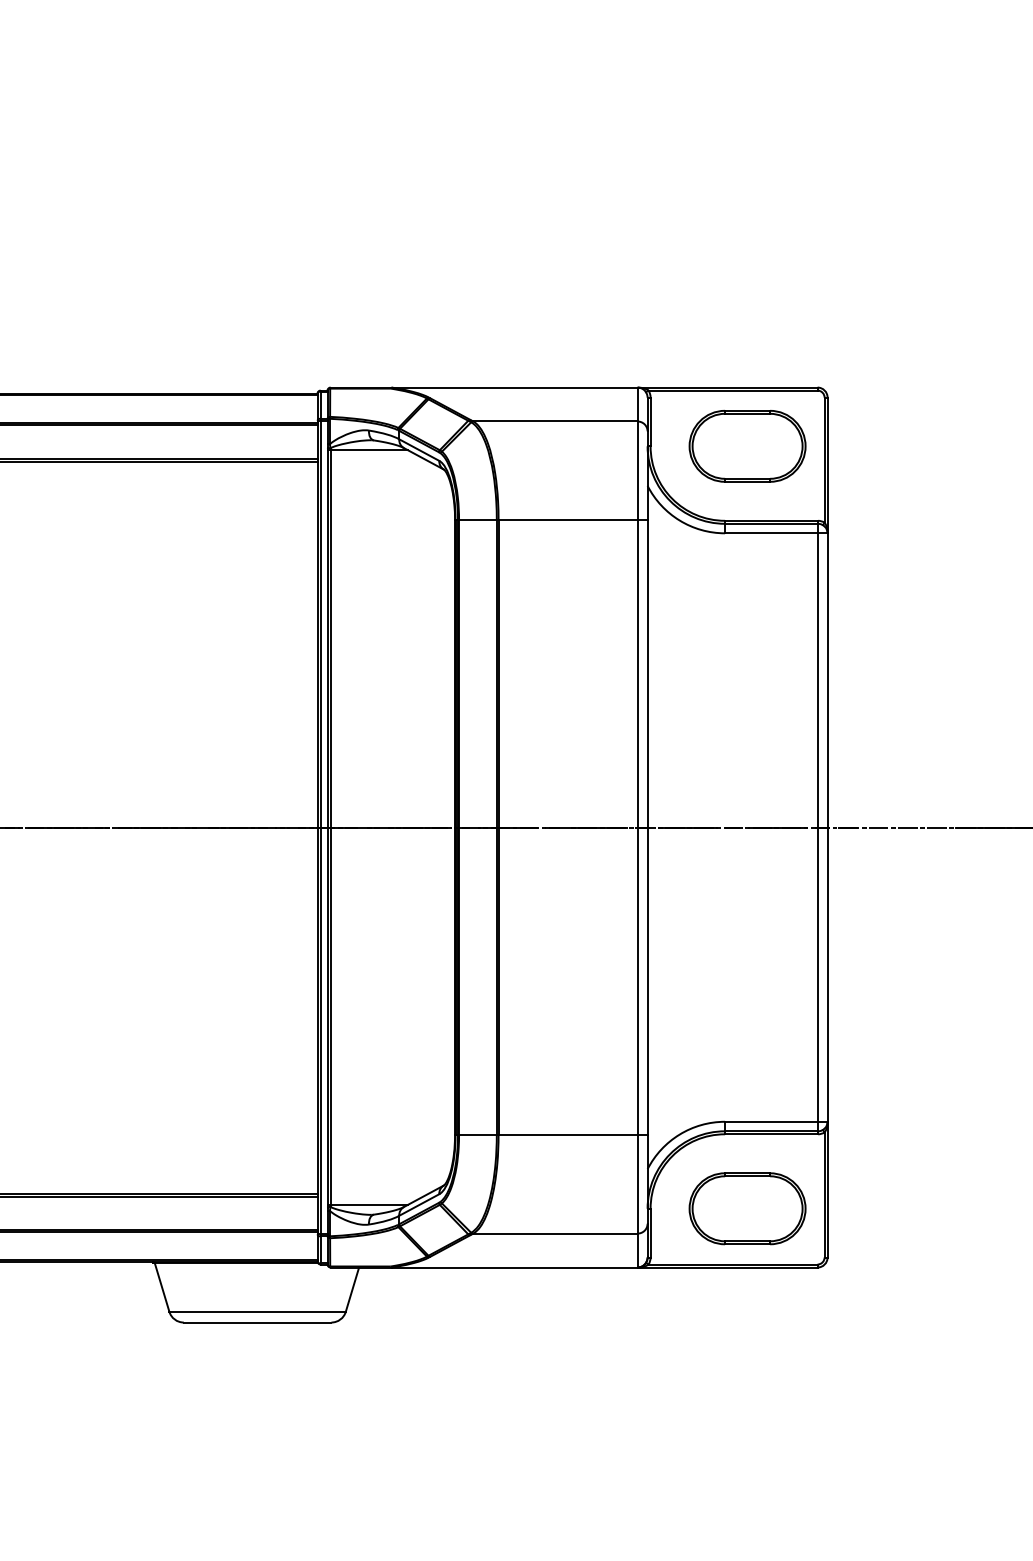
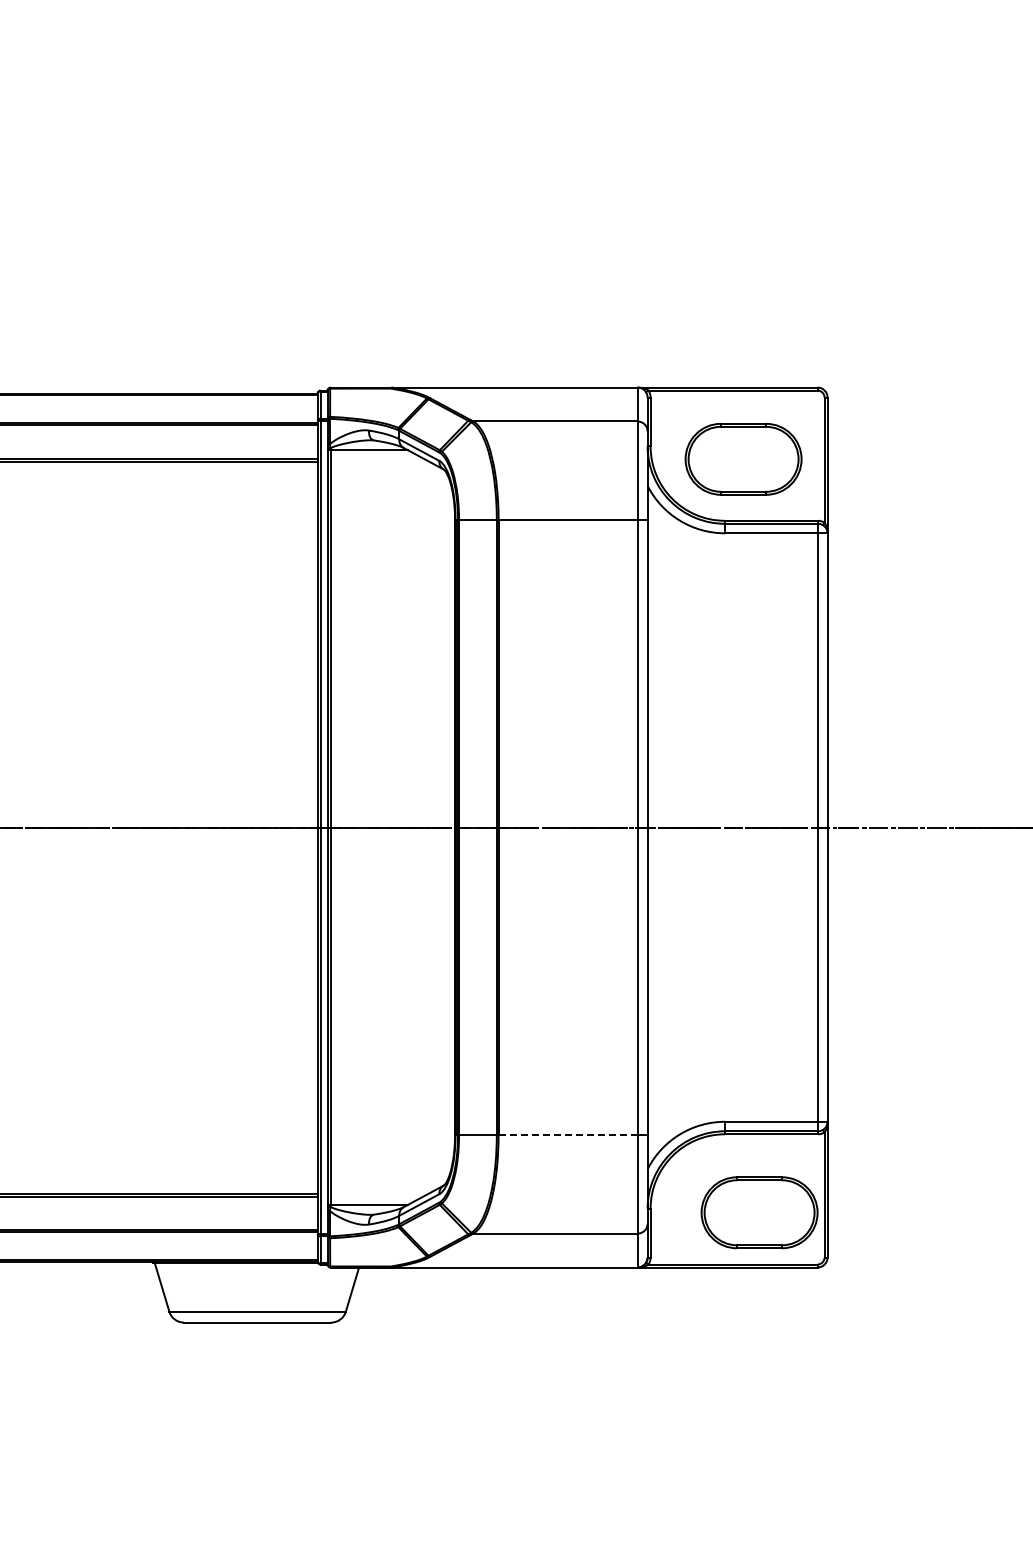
part position: (747, 446) -> (743, 459) (743, 459)
line: solid -> dashed (568, 1135)
part position: (747, 1208) -> (759, 1212) (759, 1212)
